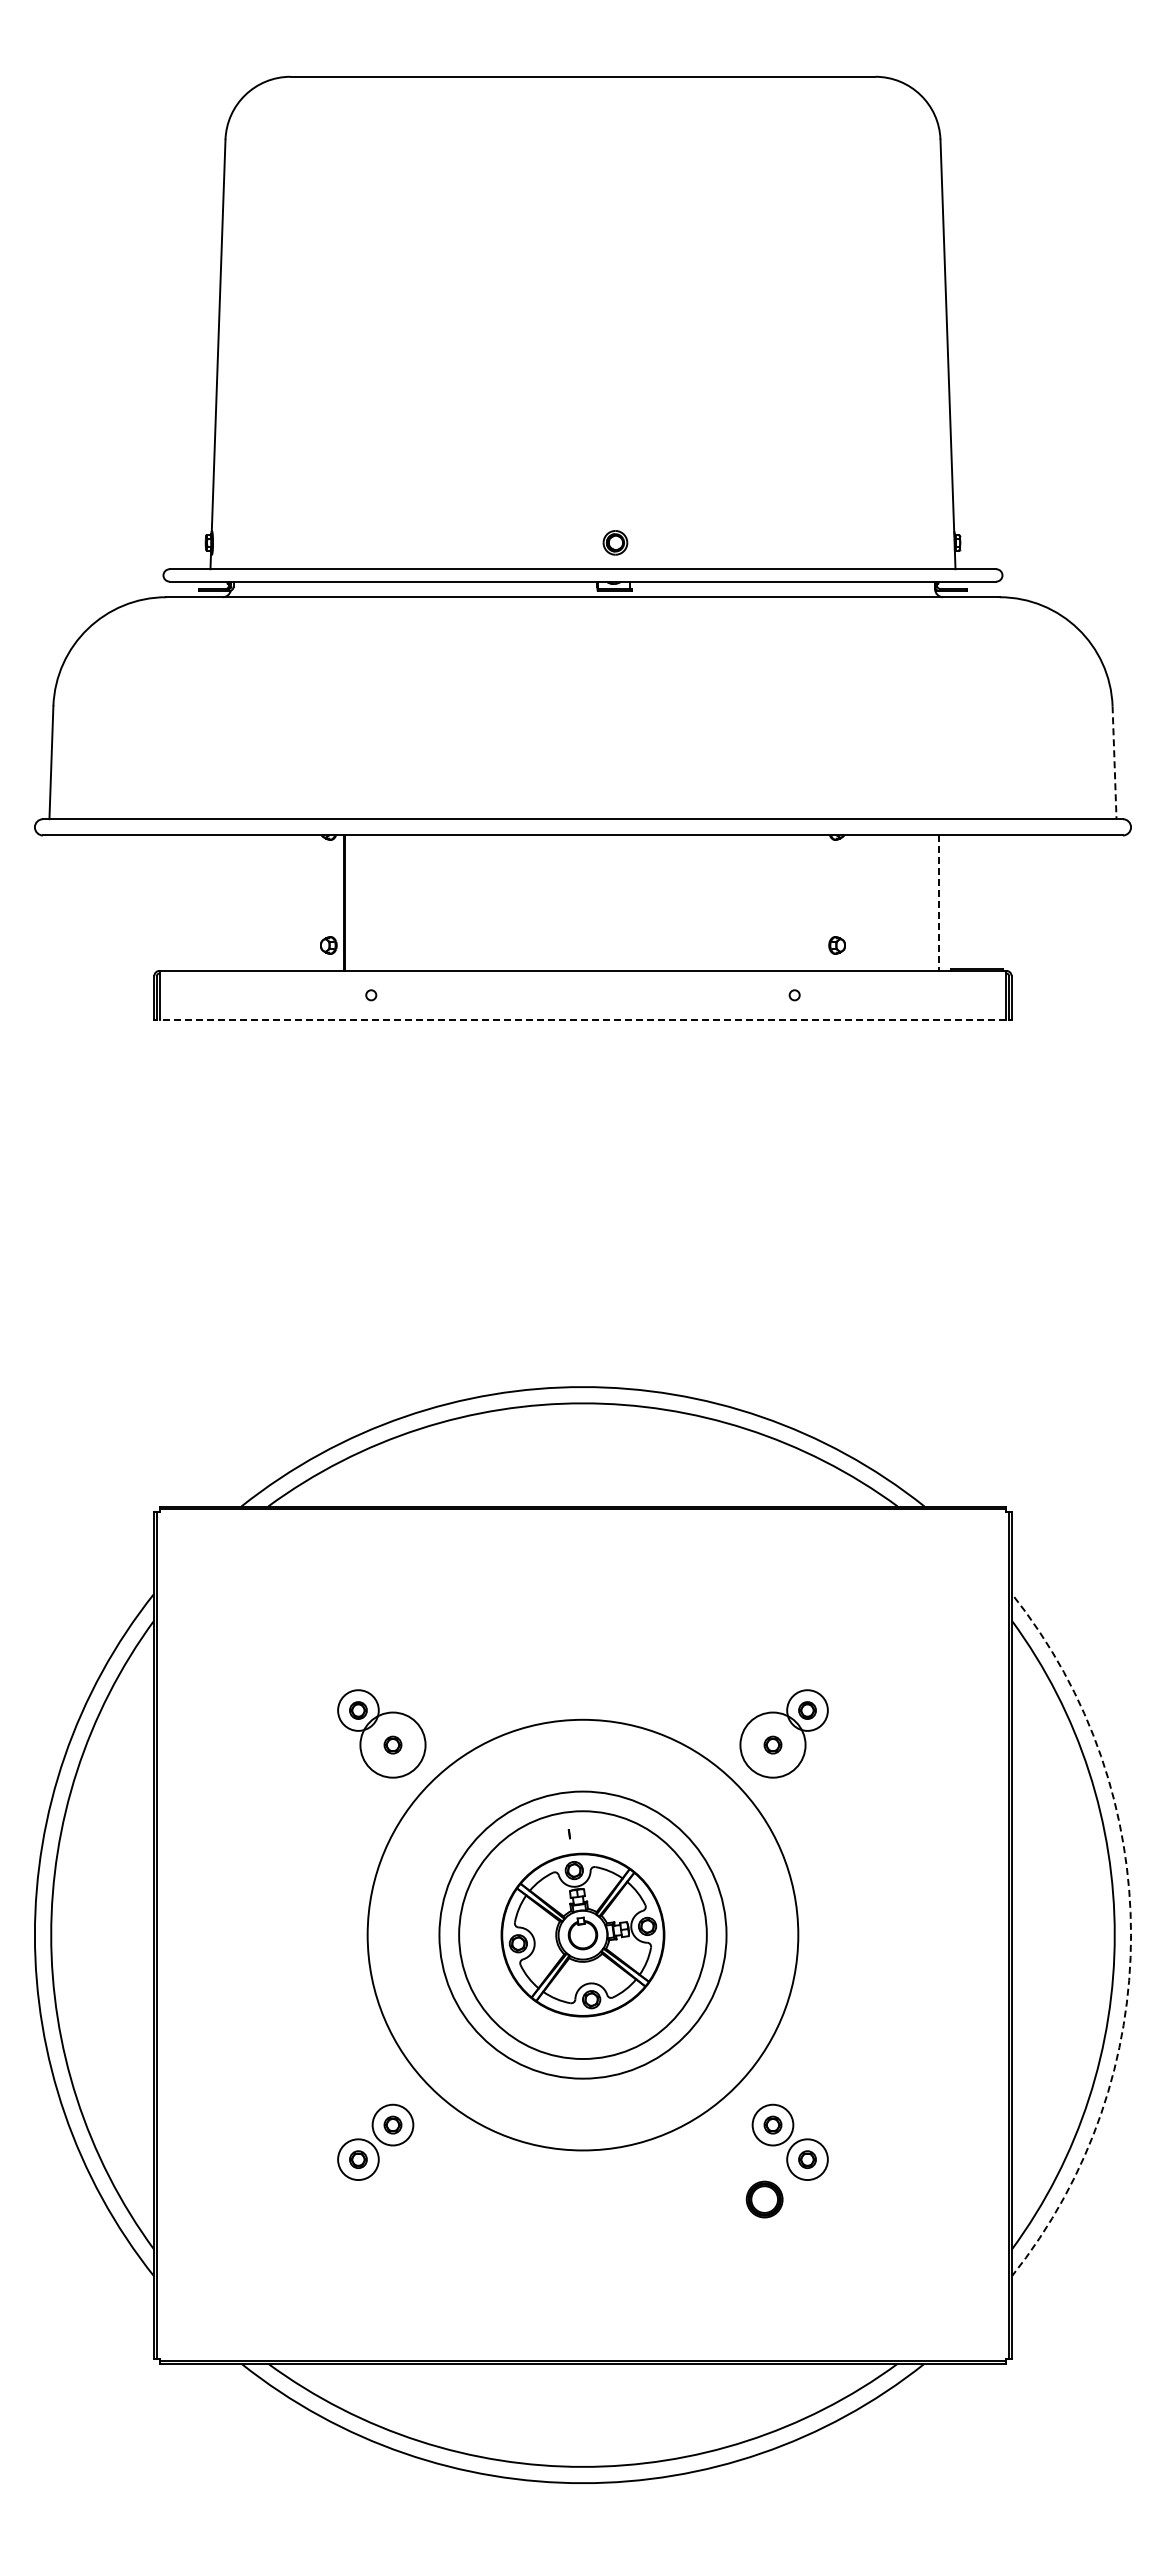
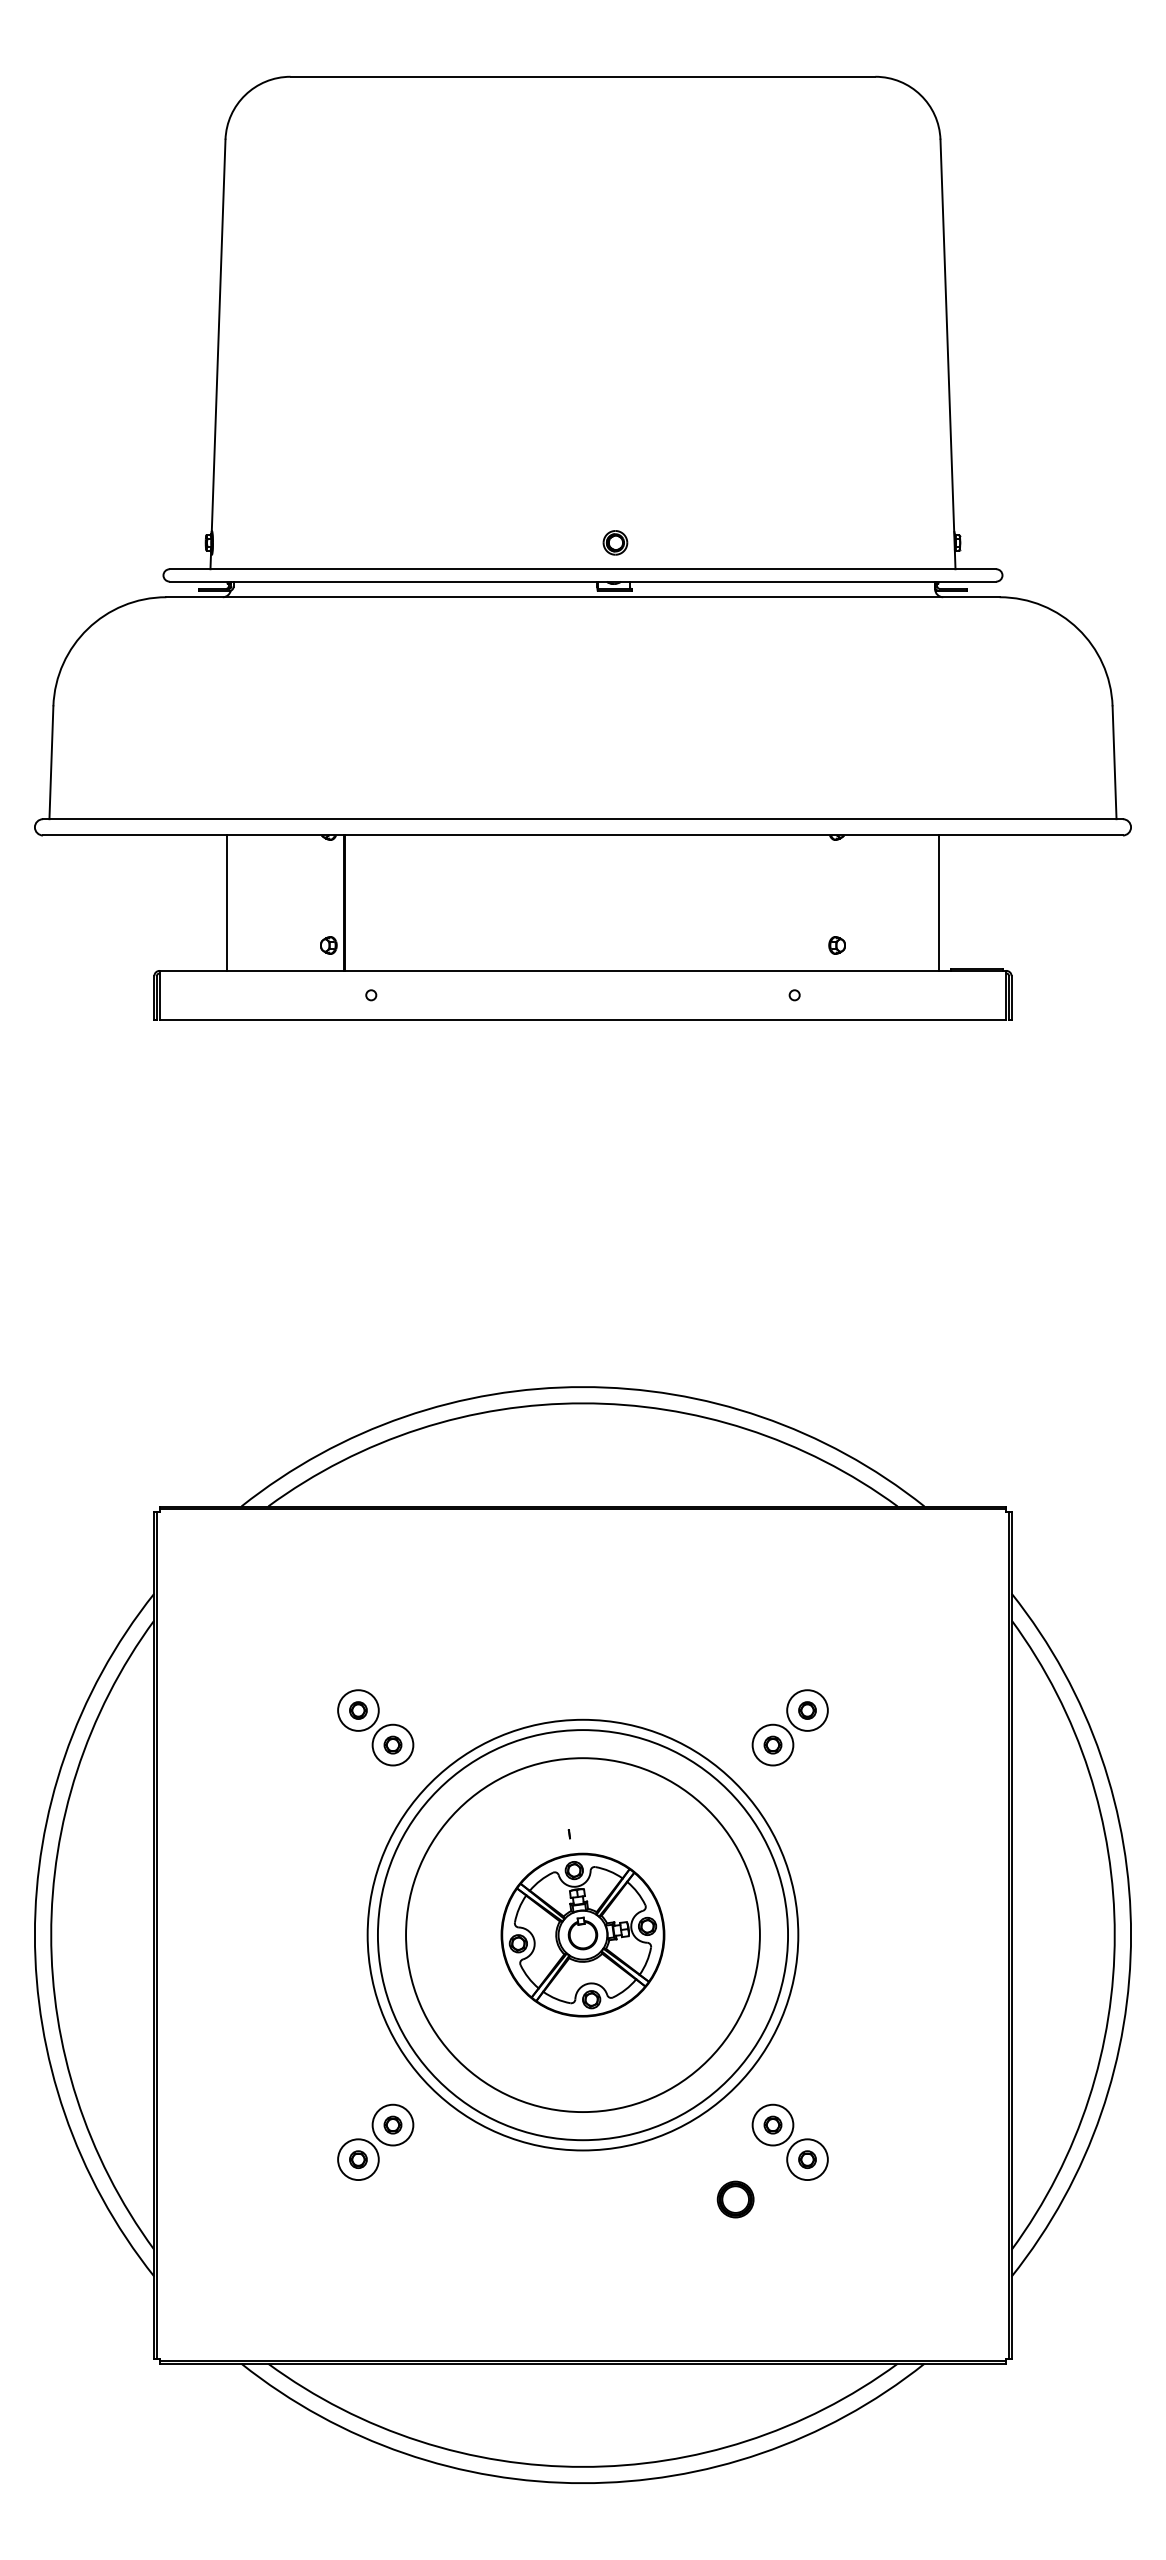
line: dashed -> solid (1114, 763)
line: none -> present (227, 902)
line: dashed -> solid (938, 903)
line: dashed -> solid (582, 1019)
circle diameter: 65 px -> 41 px (392, 1744)
circle diameter: 65 px -> 41 px (772, 1744)
circle diameter: 287 px -> 410 px (582, 1935)
circle diameter: 248 px -> 354 px (582, 1935)
arc: dashed -> solid (1131, 1935)
part position: (764, 2199) -> (735, 2199) (735, 2199)
